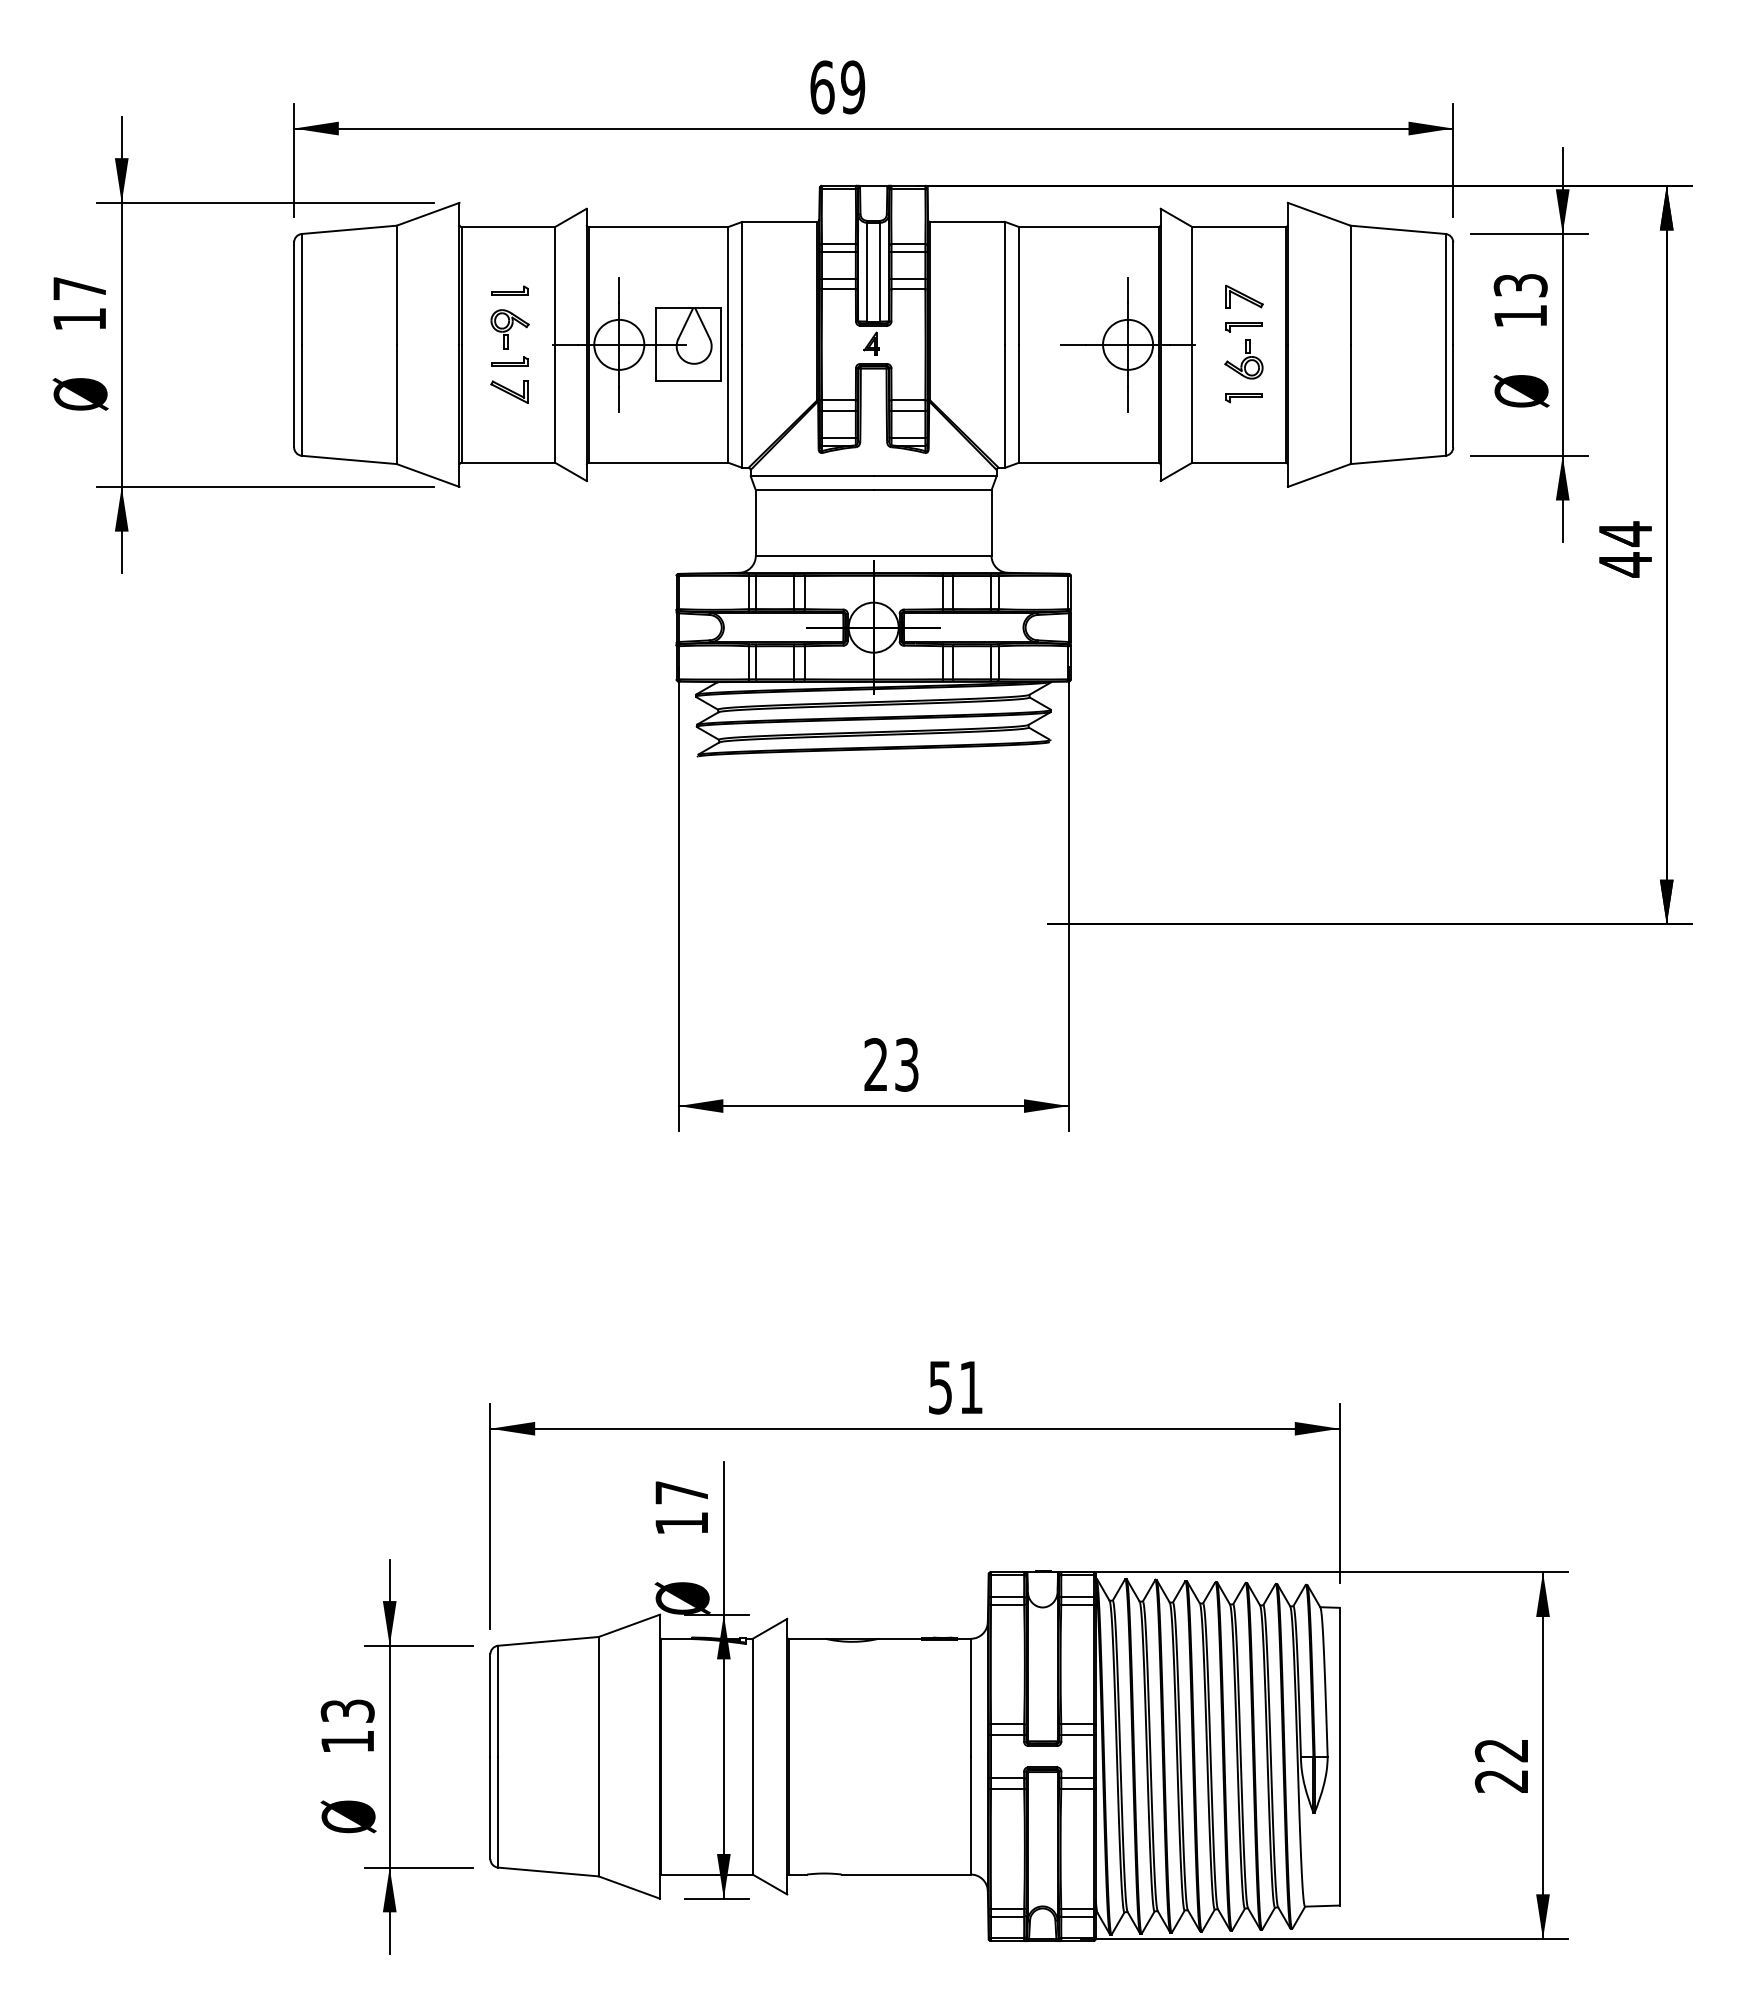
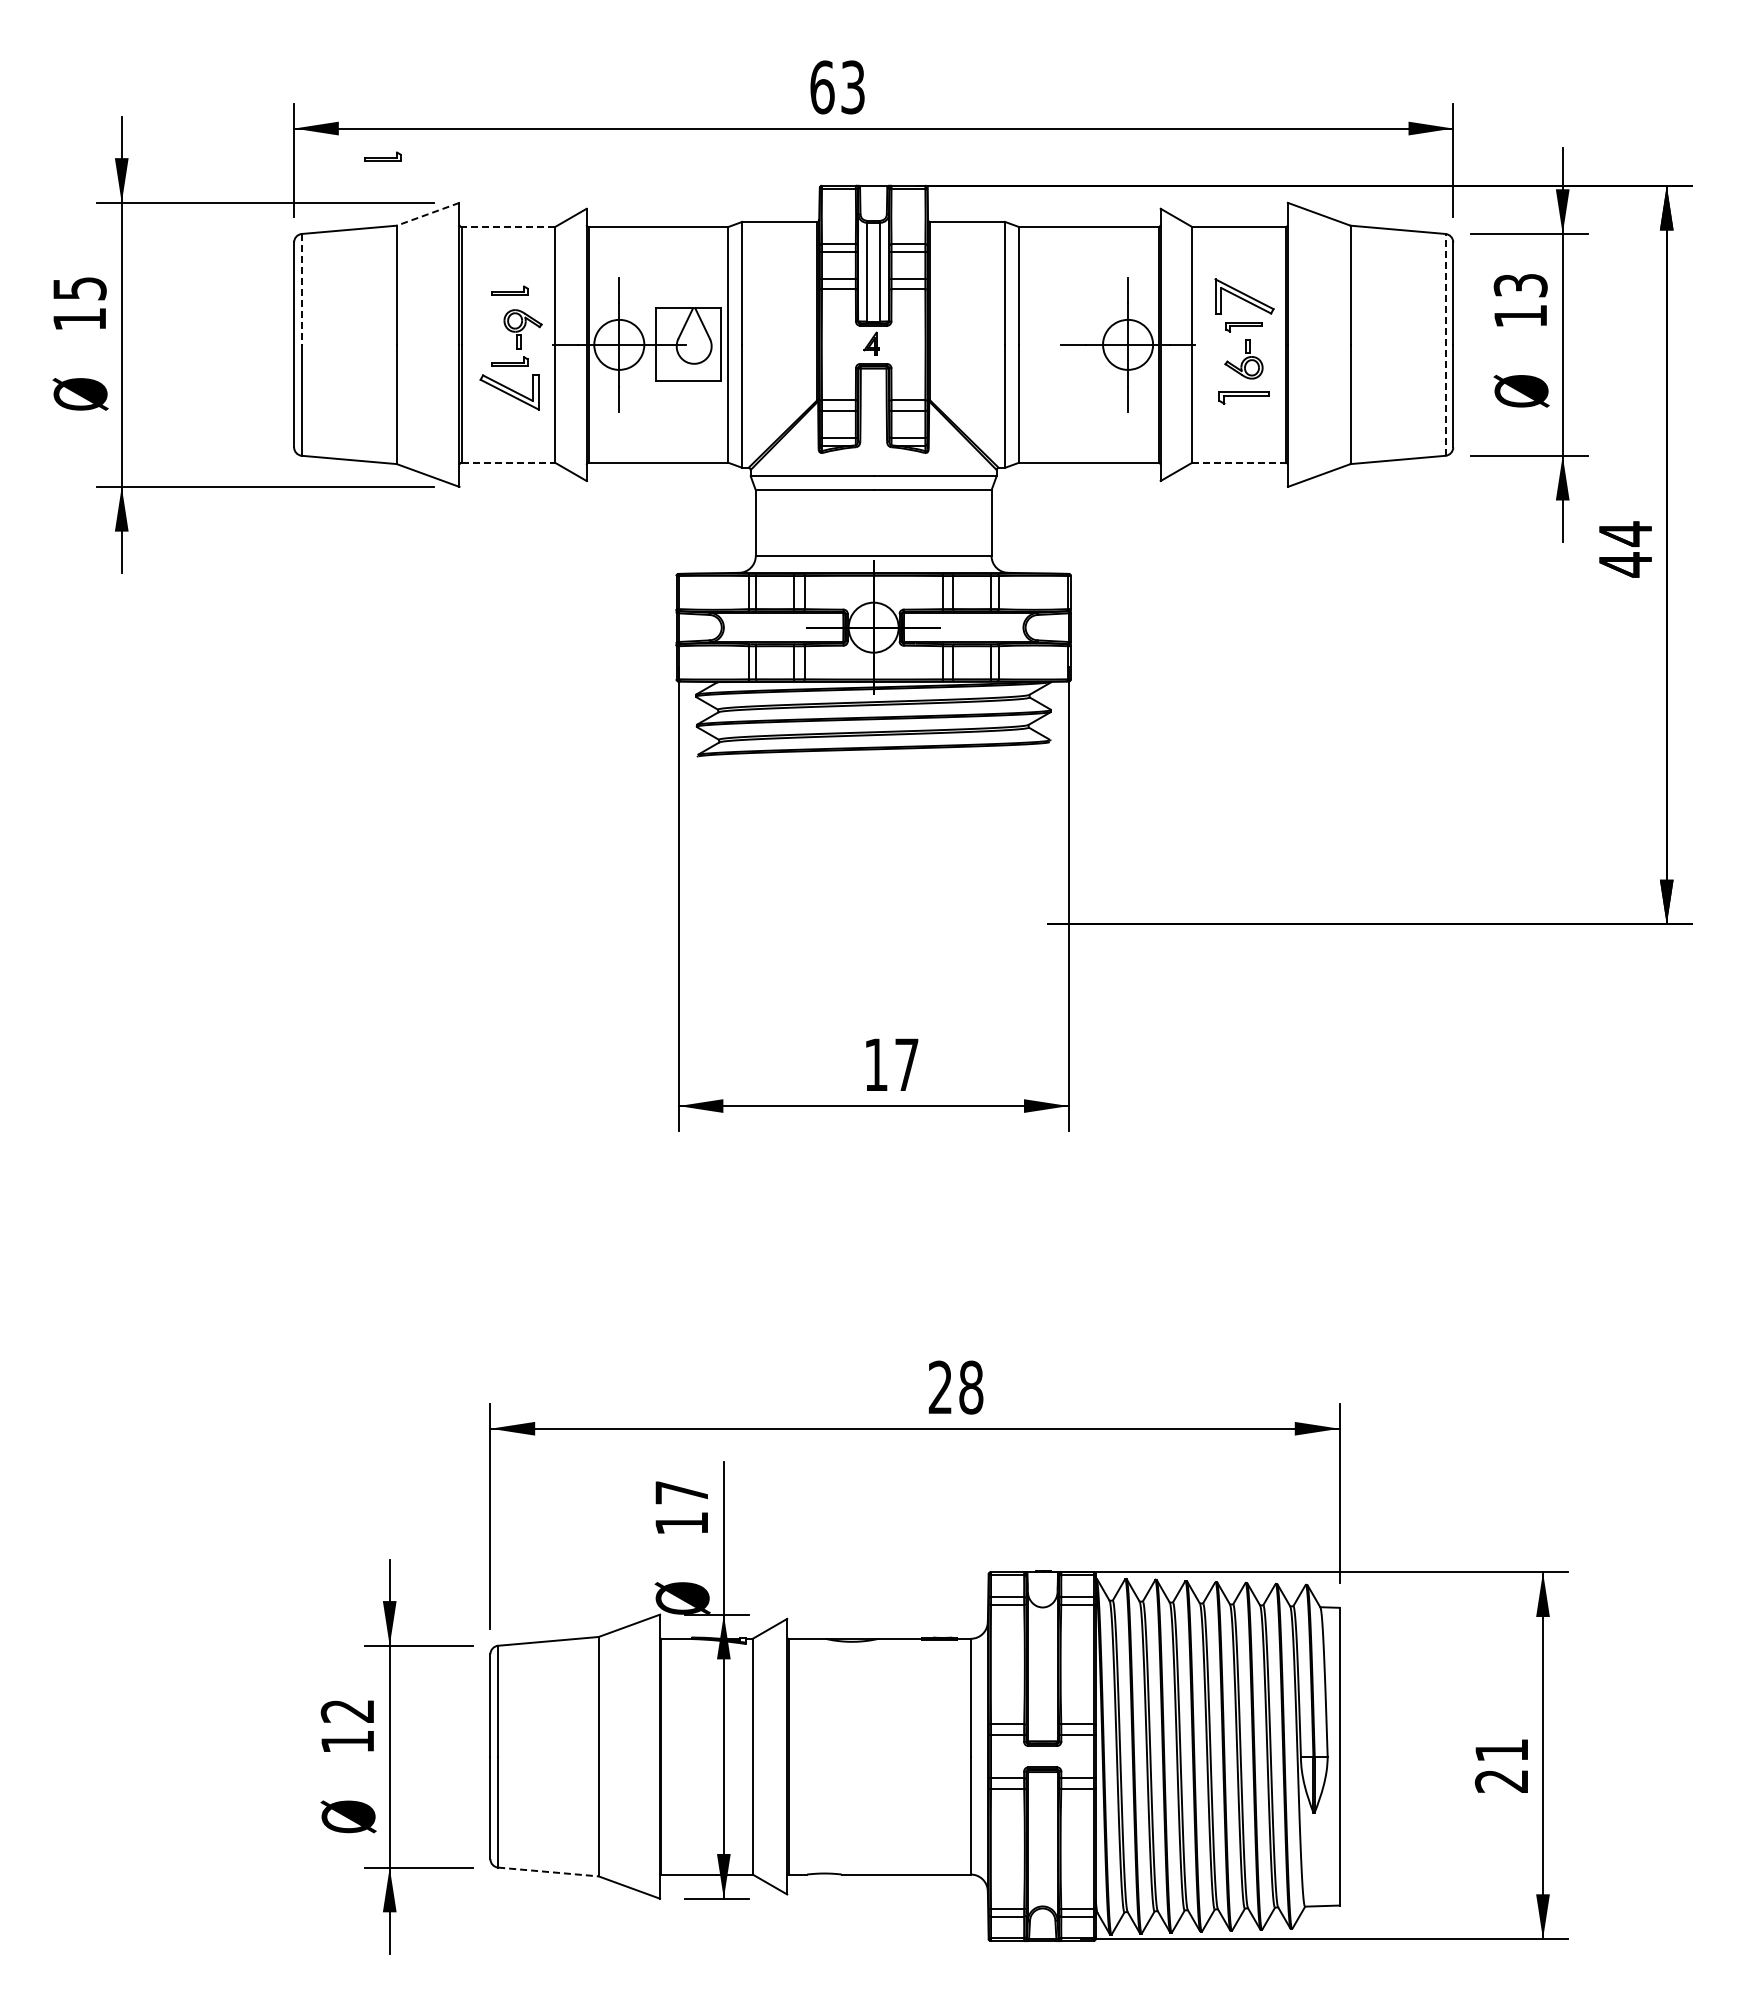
text: 69 -> 63 (852, 87)
part: none -> present (382, 156)
line: solid -> dashed (427, 214)
line: solid -> dashed (508, 227)
text: 17 -> 15 (79, 288)
line: solid -> dashed (301, 289)
part size: 39x25 px -> 61x37 px (1244, 296)
part position: (509, 329) -> (522, 329) (522, 329)
line: solid -> dashed (1445, 344)
part size: 39x24 px -> 61x37 px (509, 392)
part size: 38x11 px -> 52x14 px (1243, 397)
line: solid -> dashed (508, 462)
line: solid -> dashed (1239, 462)
text: 23 -> 17 (891, 1064)
text: 51 -> 28 (955, 1387)
text: 13 -> 12 (347, 1710)
text: 22 -> 21 (1500, 1750)
line: solid -> dashed (548, 1872)
